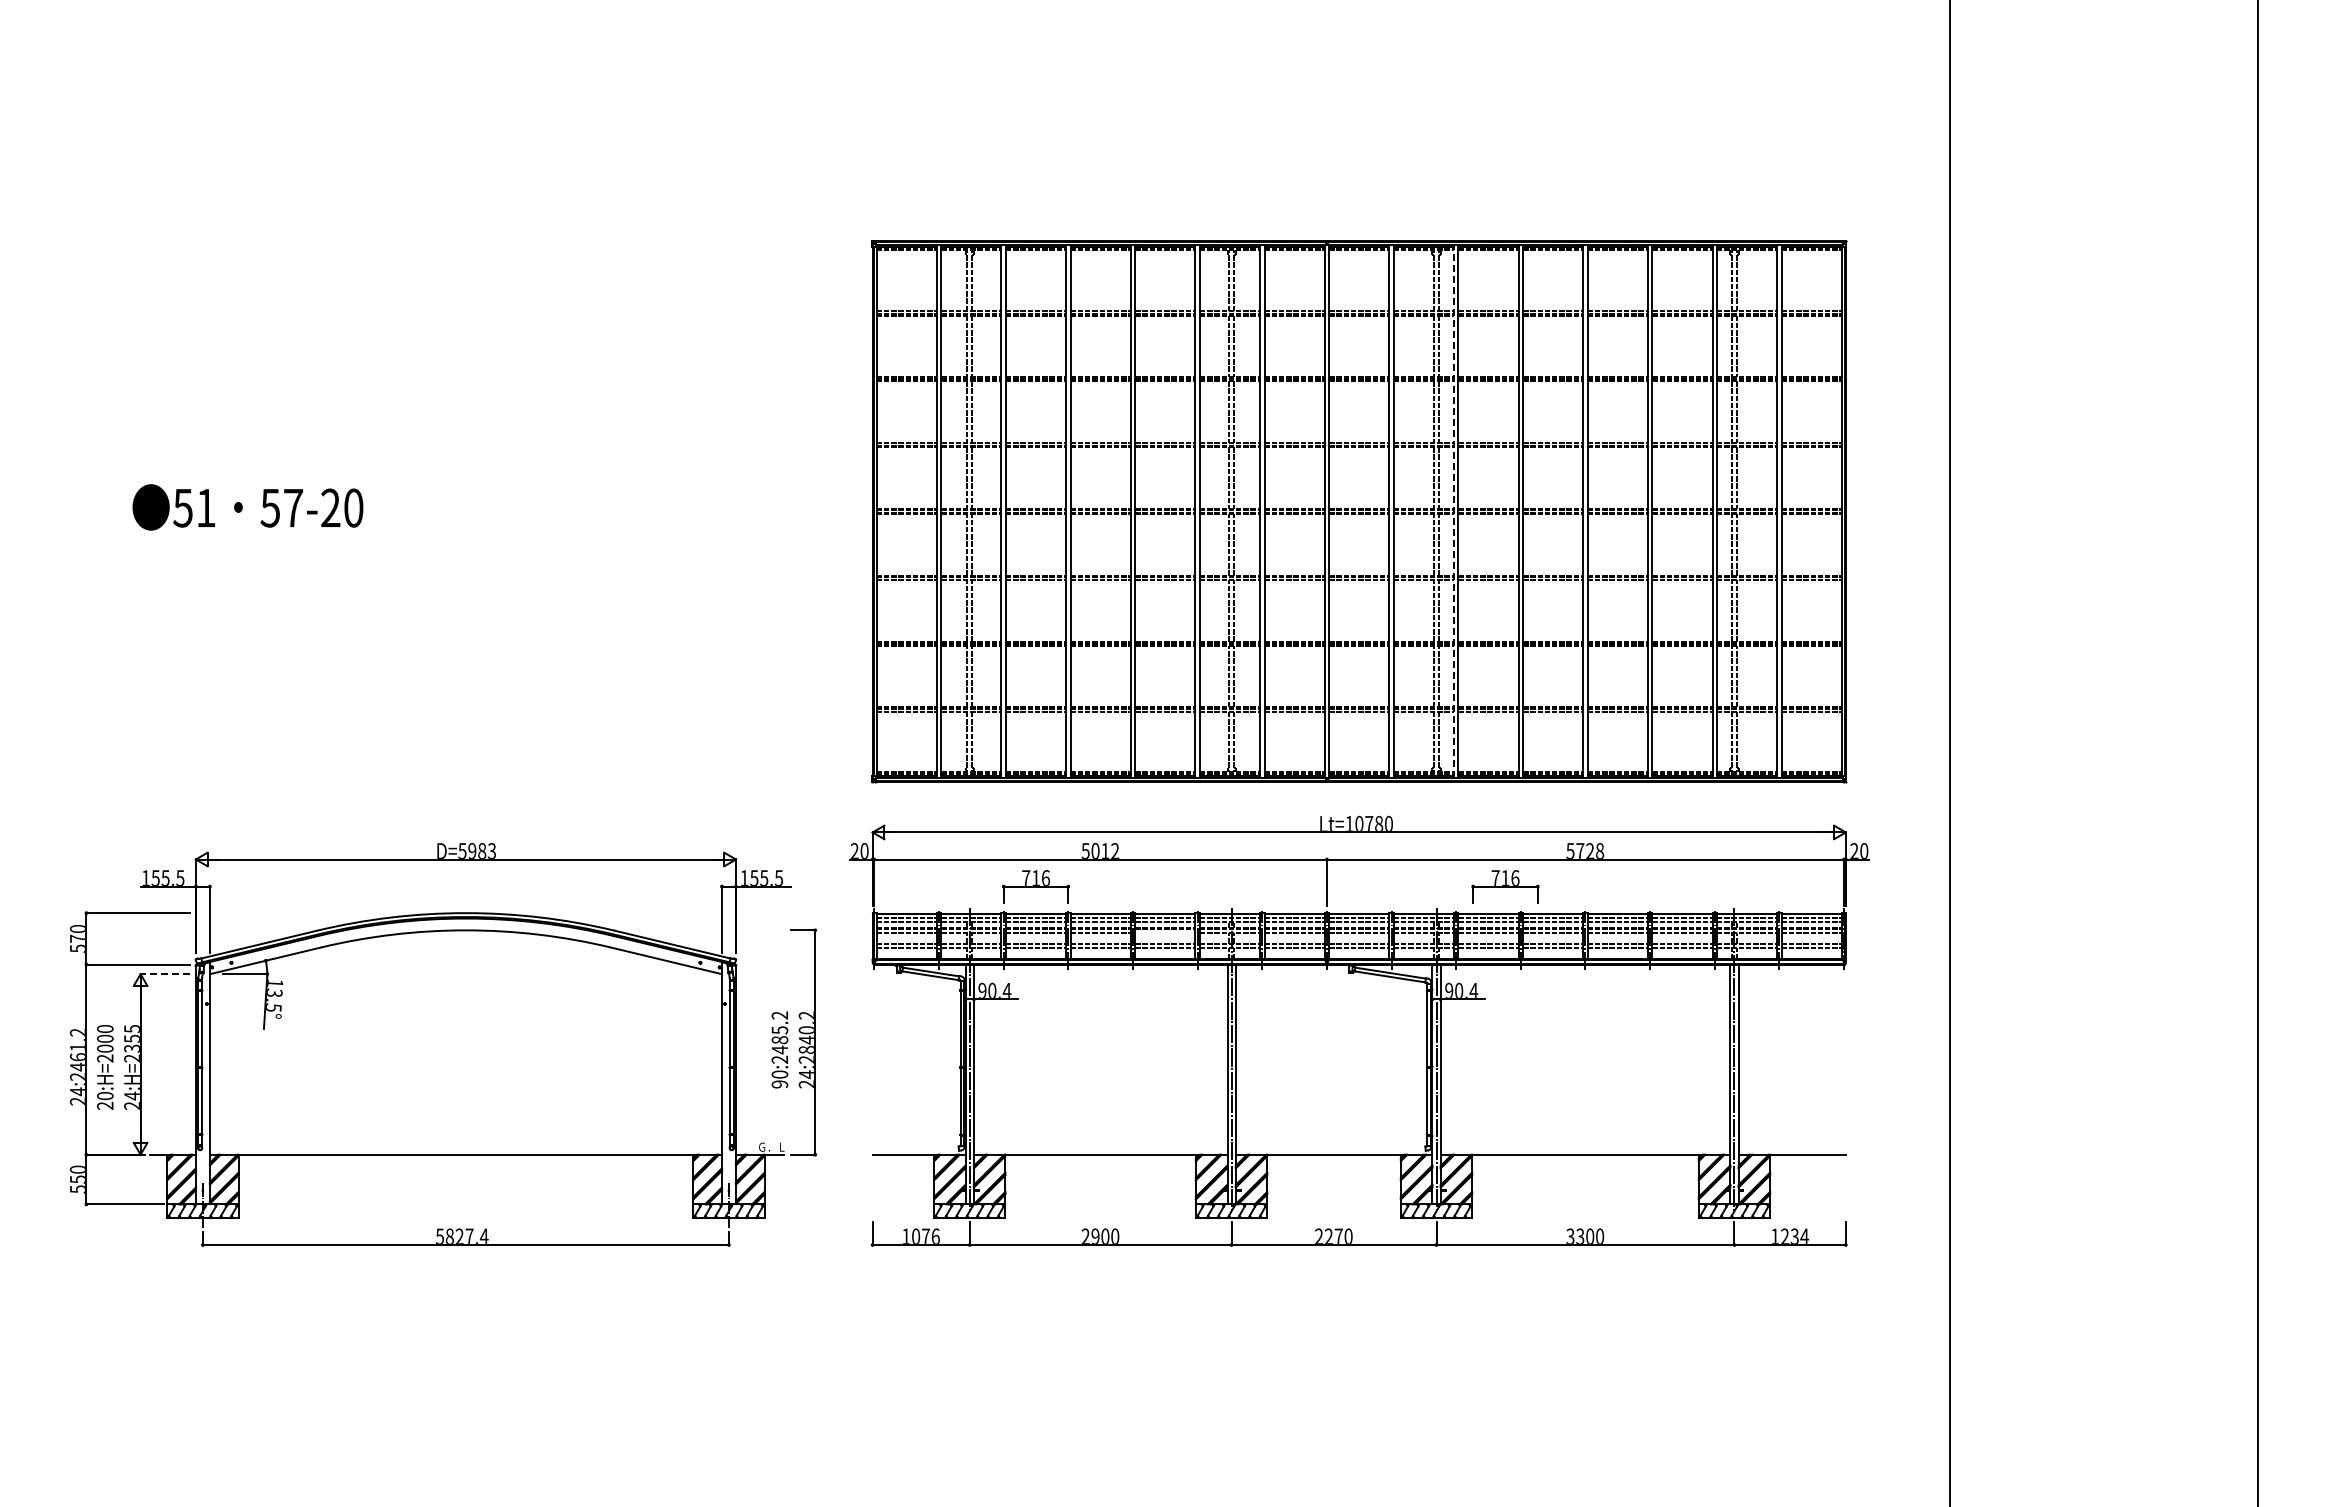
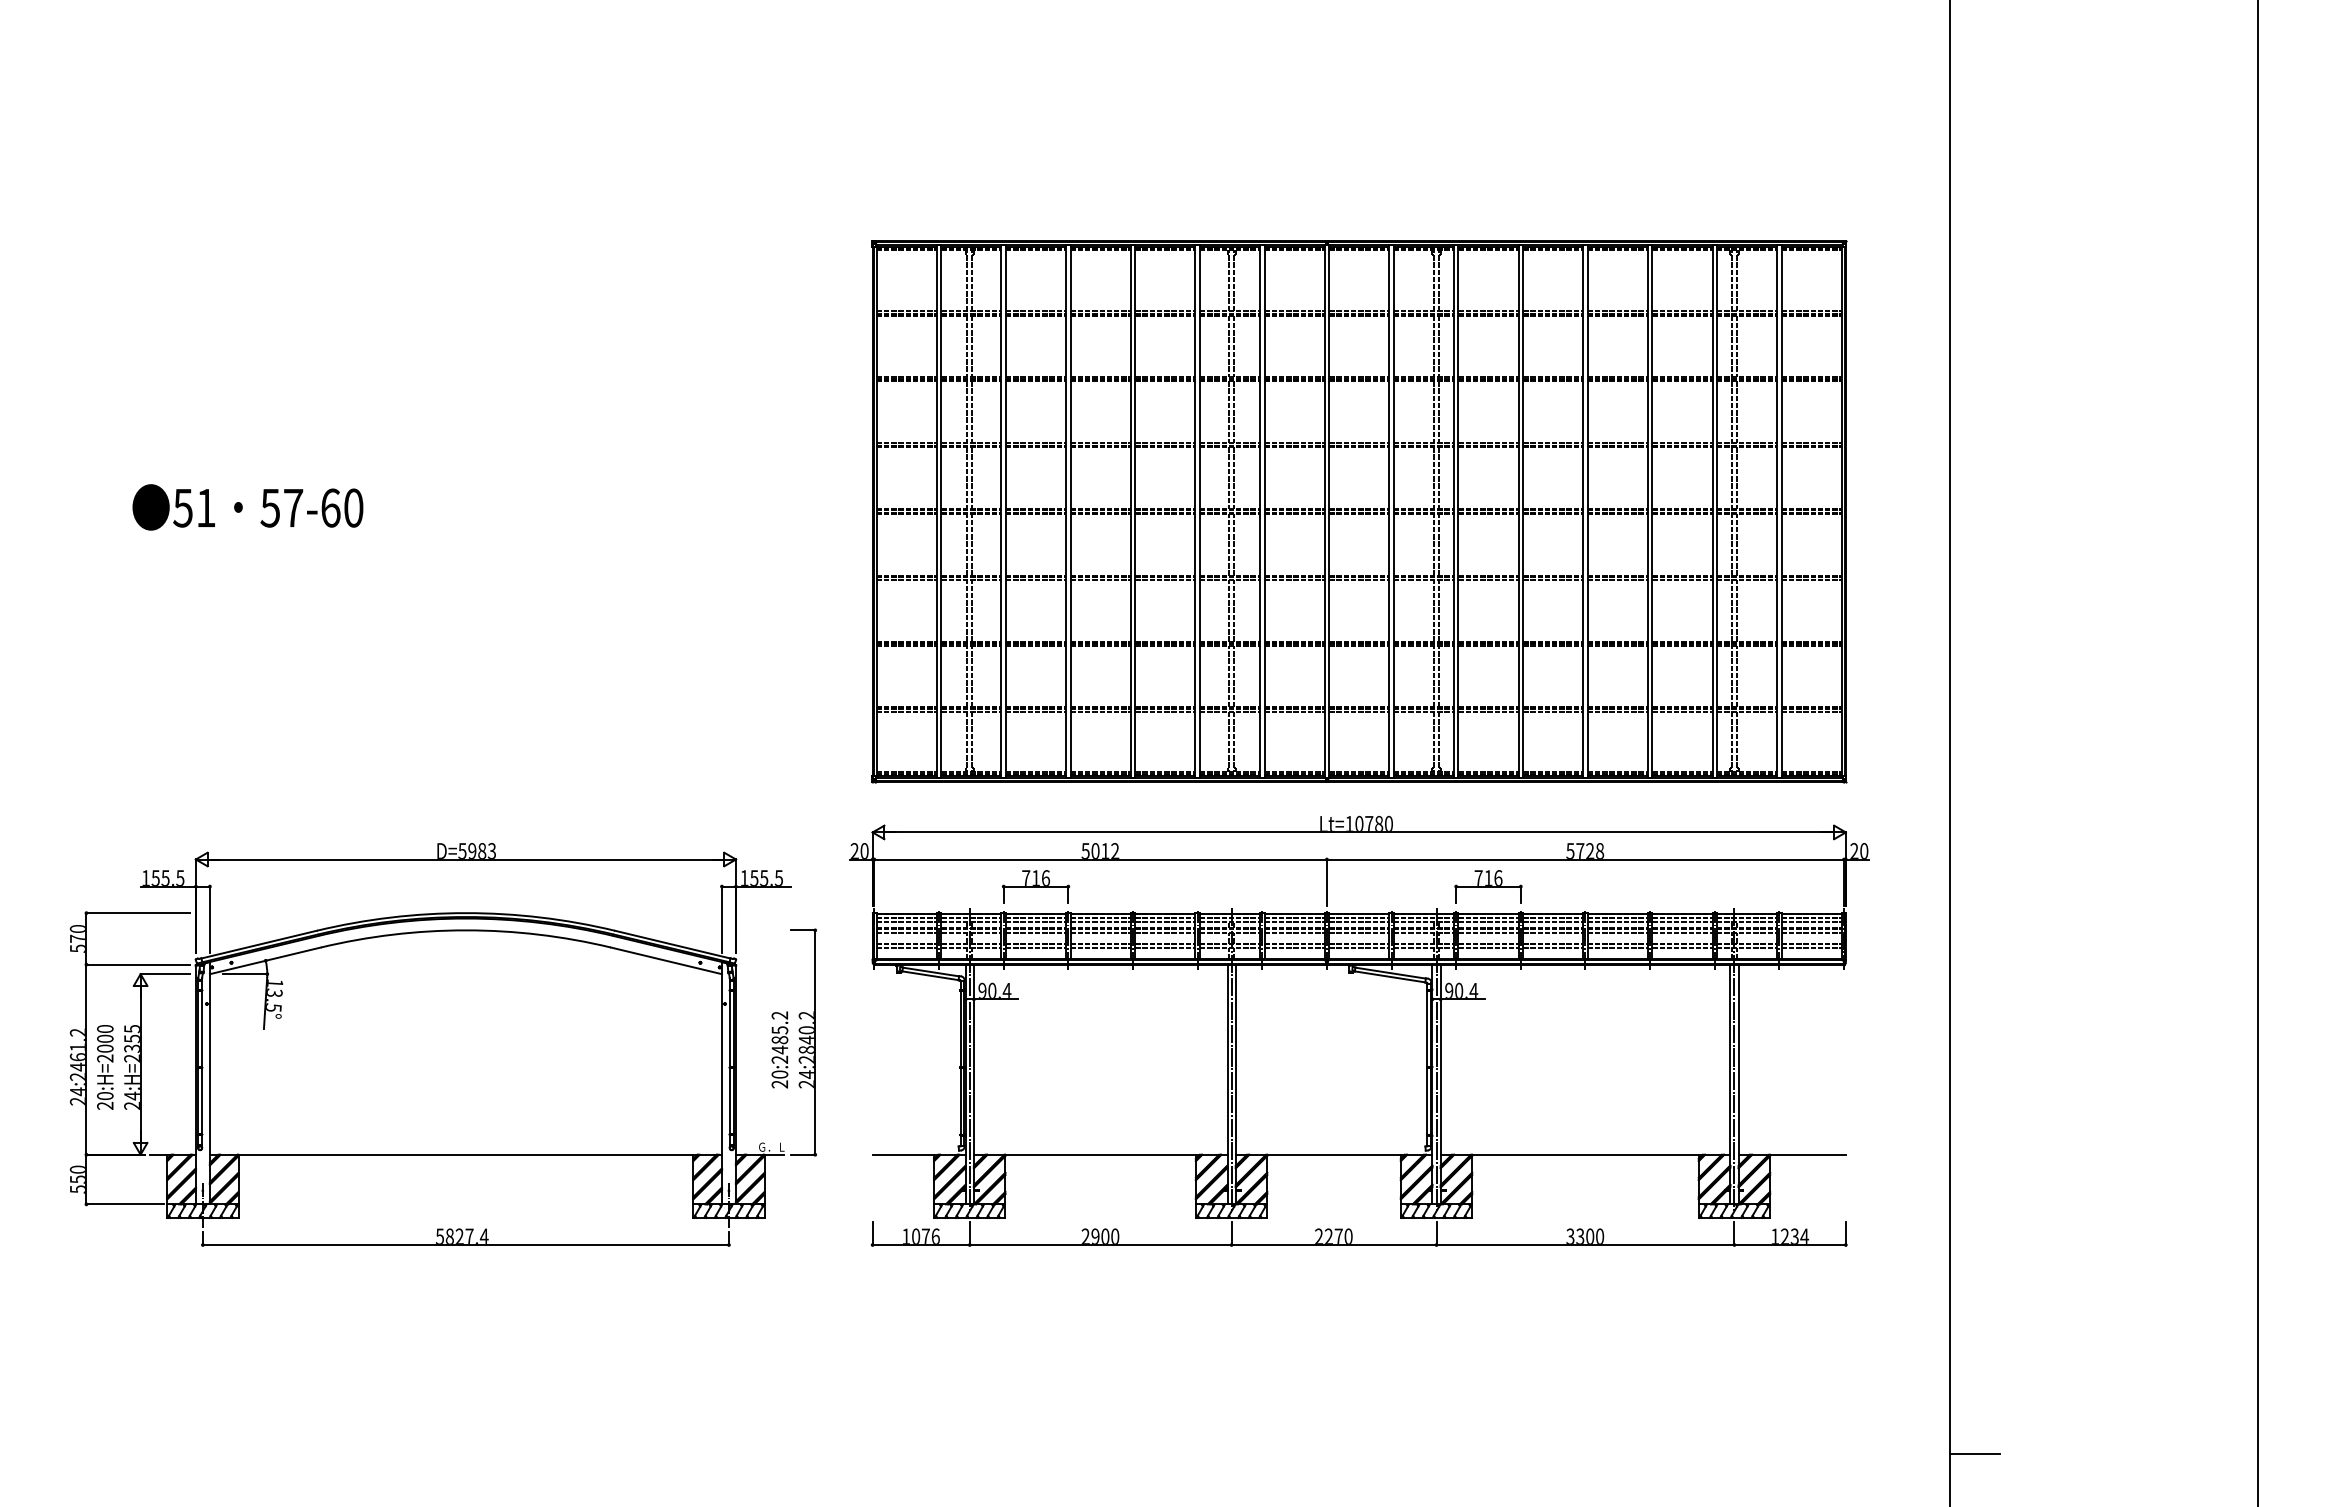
text: 57-20 -> 57-60 (330, 507)
line: dashed -> solid (1453, 511)
part position: (1505, 886) -> (1488, 886) (1488, 886)
line: none -> present (1165, 932)
line: dashed -> solid (165, 974)
text: 90:2485.2 -> 20:2485.2 (780, 1084)
line: none -> present (1974, 1454)
